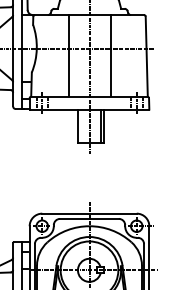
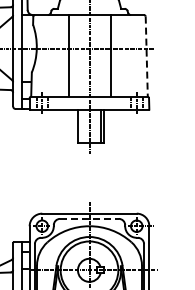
line: solid -> dashed (146, 56)
line: solid -> dashed (90, 218)
